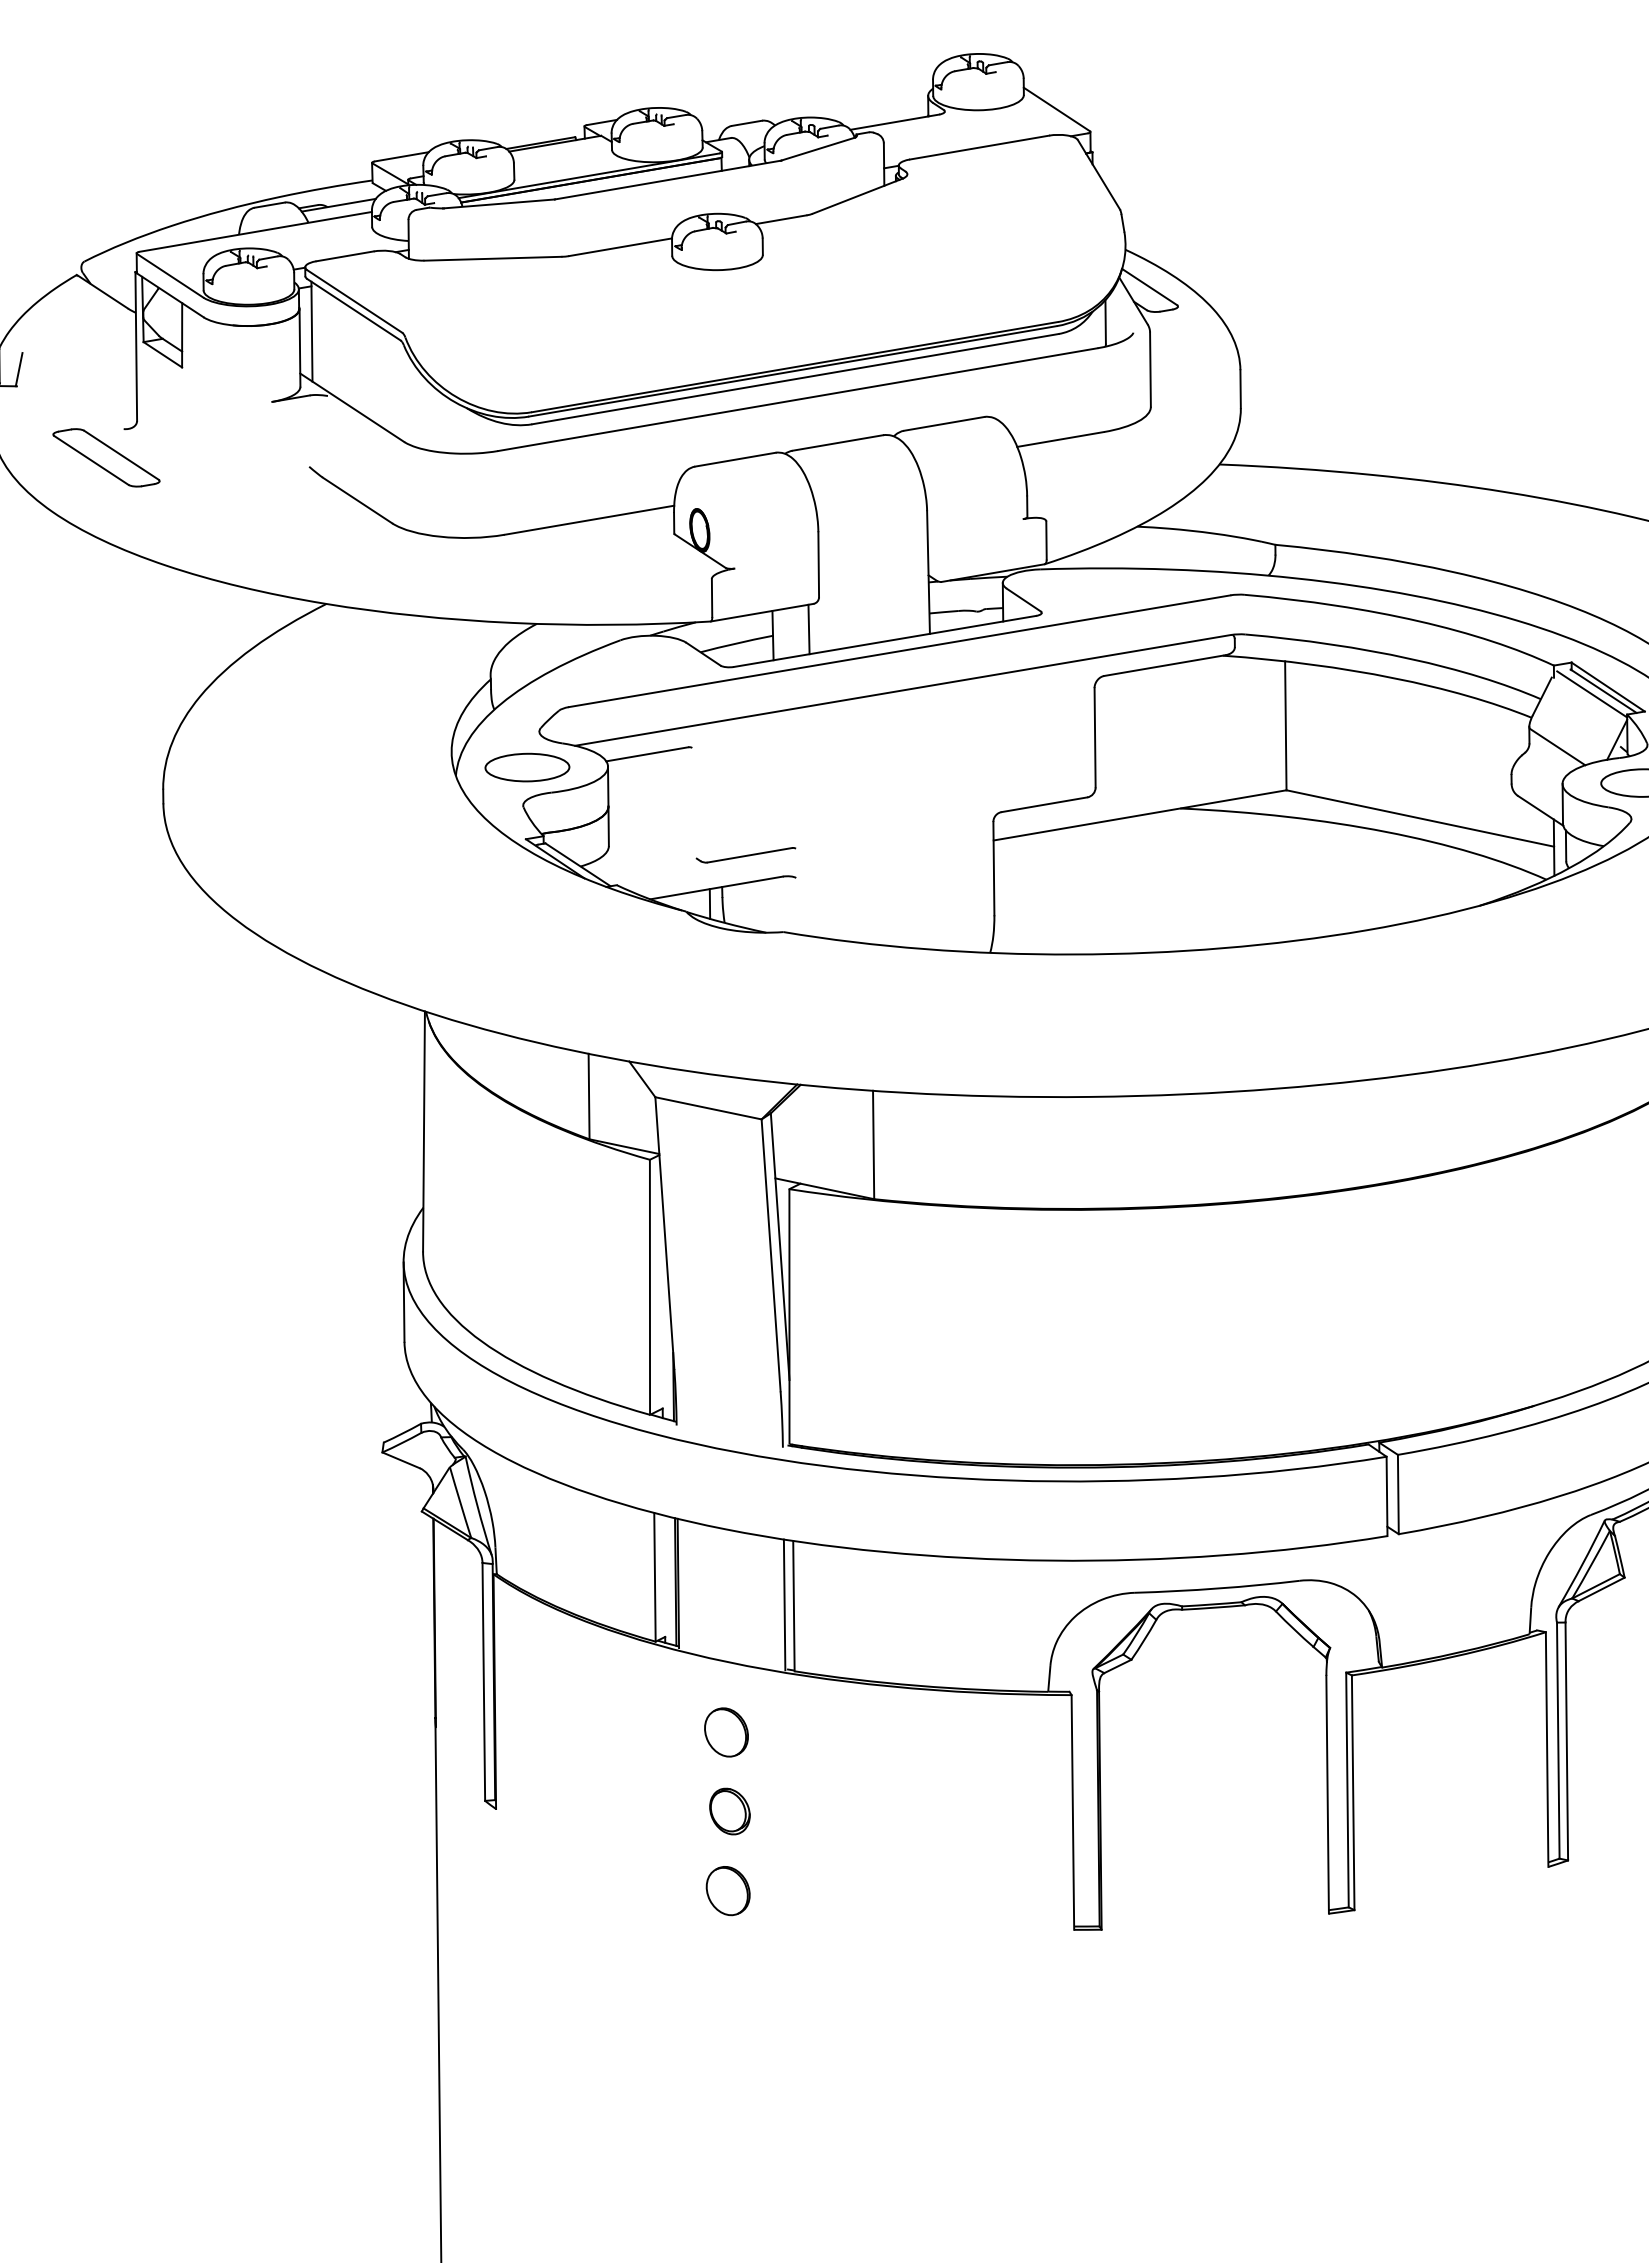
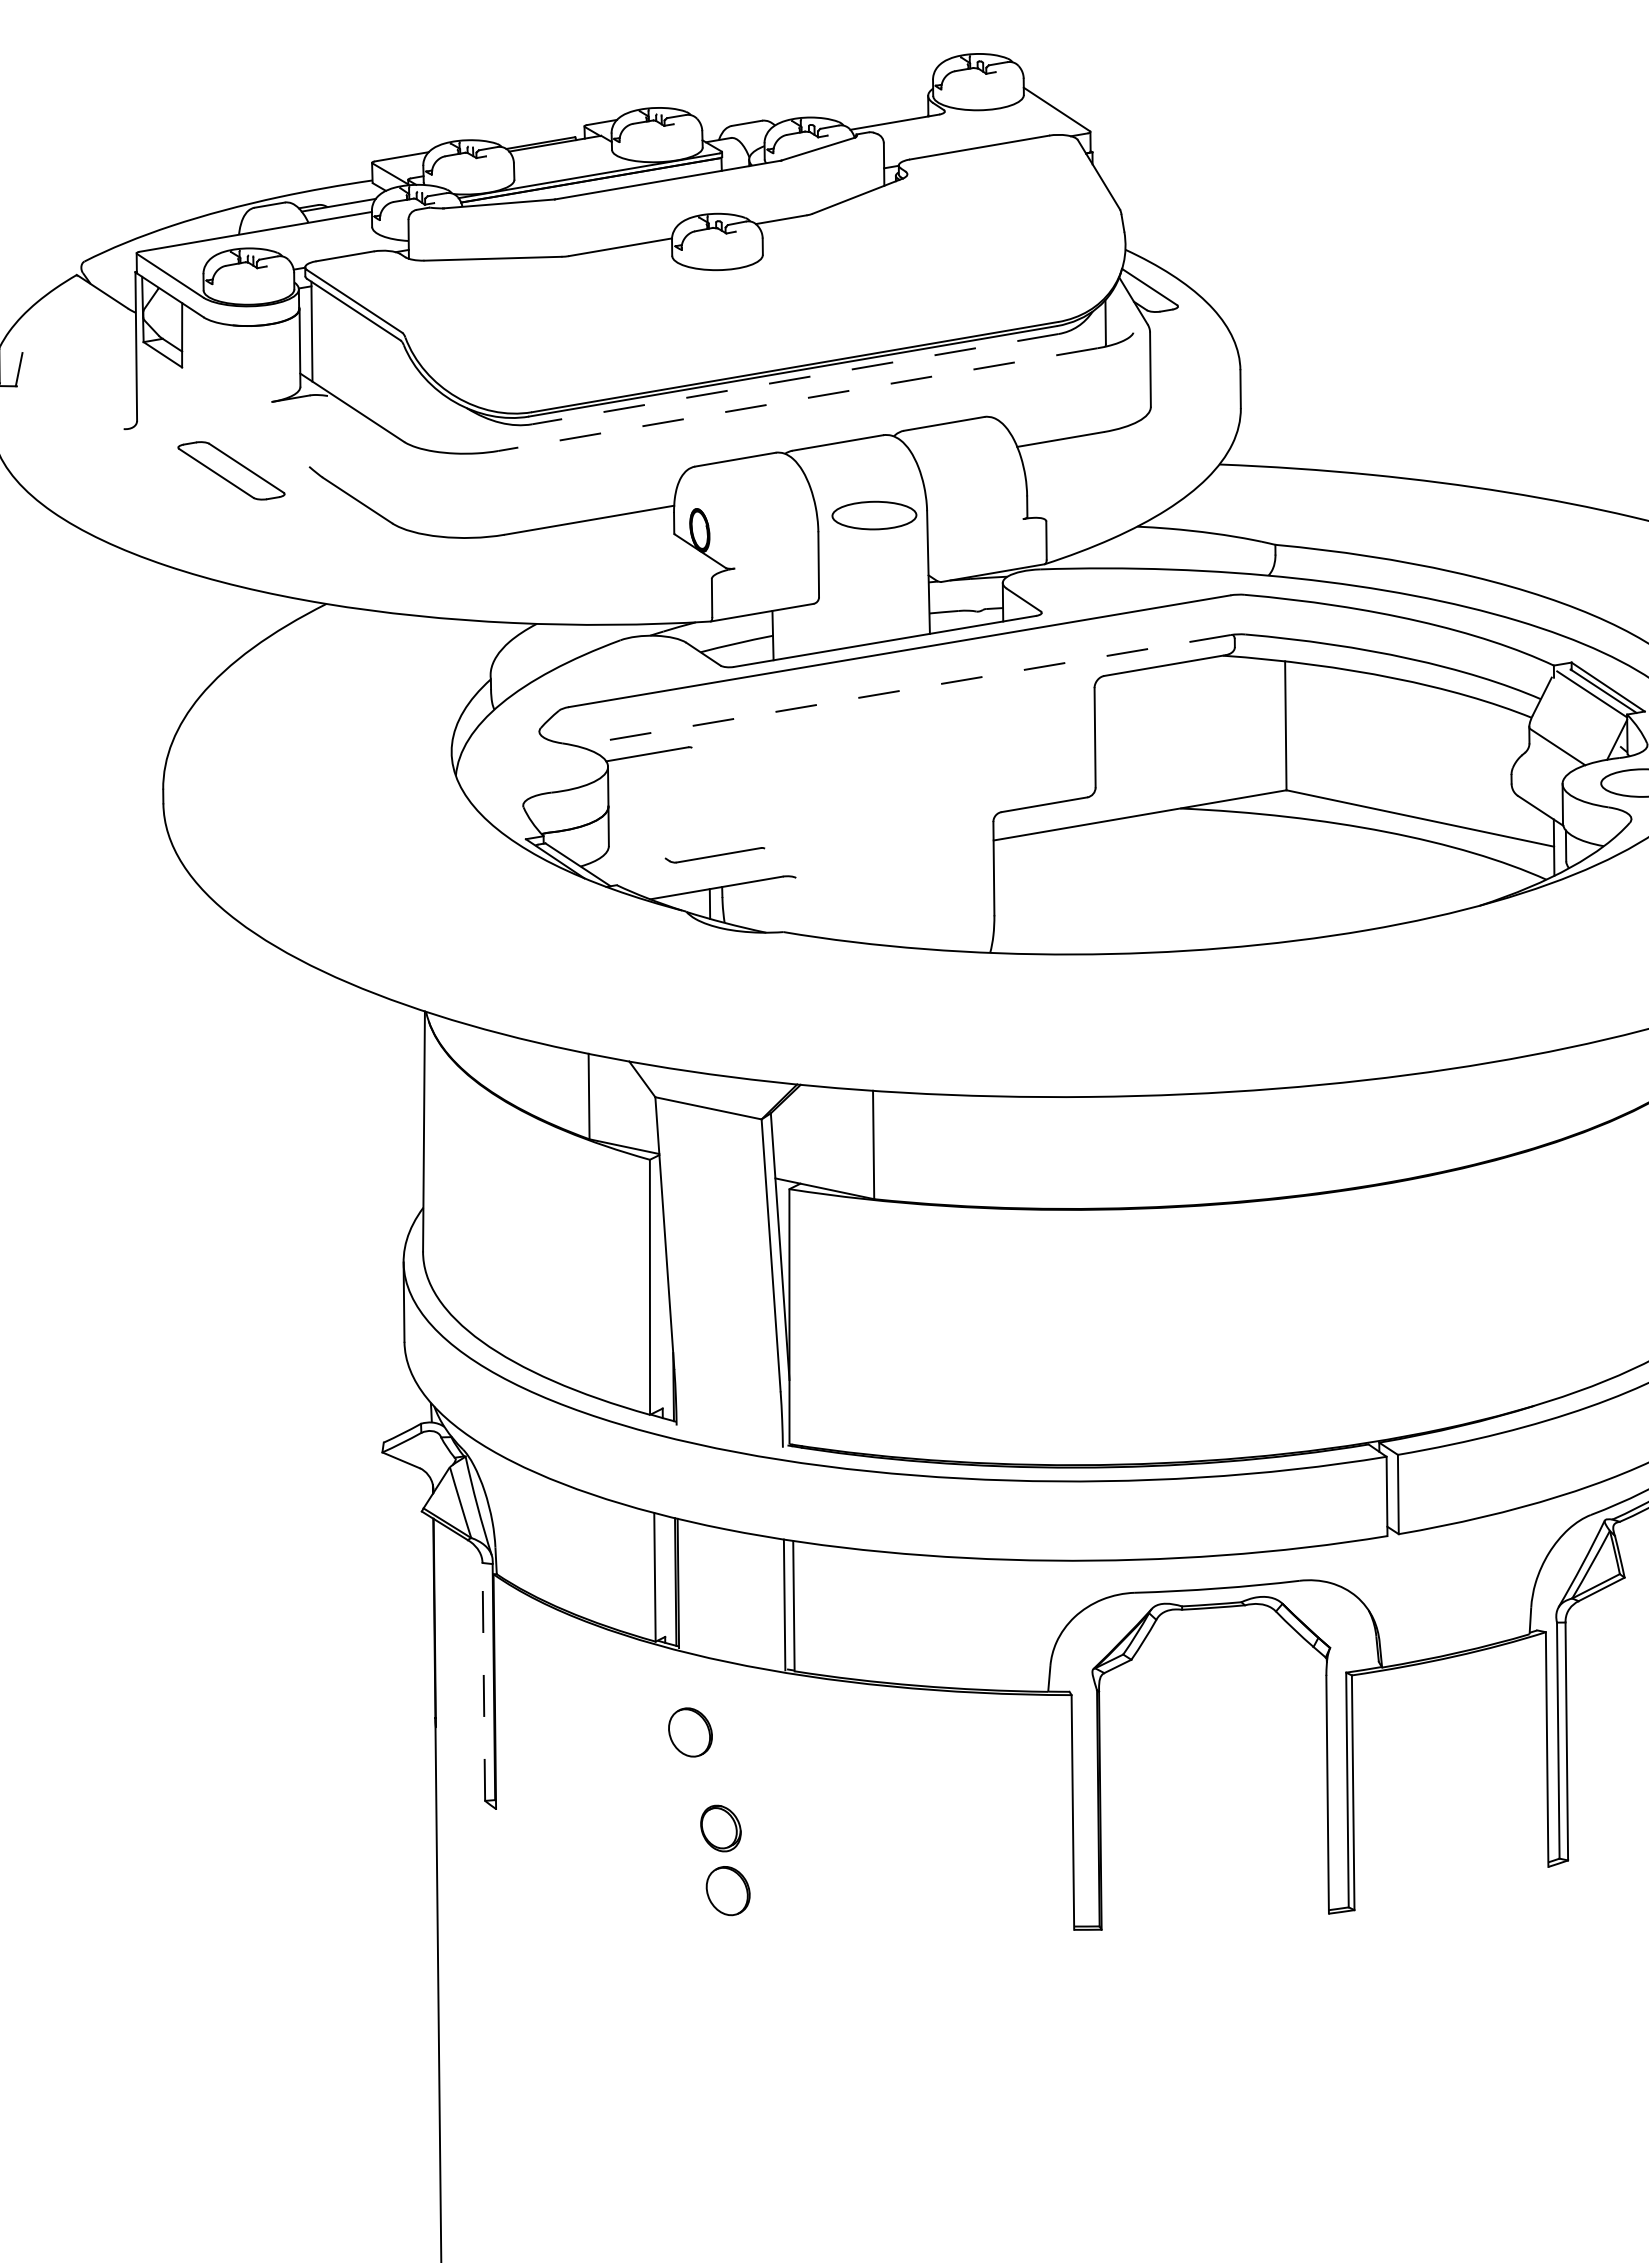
line: solid -> dashed (794, 379)
line: solid -> dashed (797, 399)
part position: (106, 457) -> (231, 470) (231, 470)
line: present -> none (808, 629)
line: solid -> dashed (902, 690)
part position: (527, 767) -> (874, 515) (874, 515)
part position: (745, 855) -> (714, 855) (714, 855)
line: solid -> dashed (483, 1681)
part position: (726, 1732) -> (690, 1732) (690, 1732)
part position: (729, 1811) -> (720, 1828) (720, 1828)
